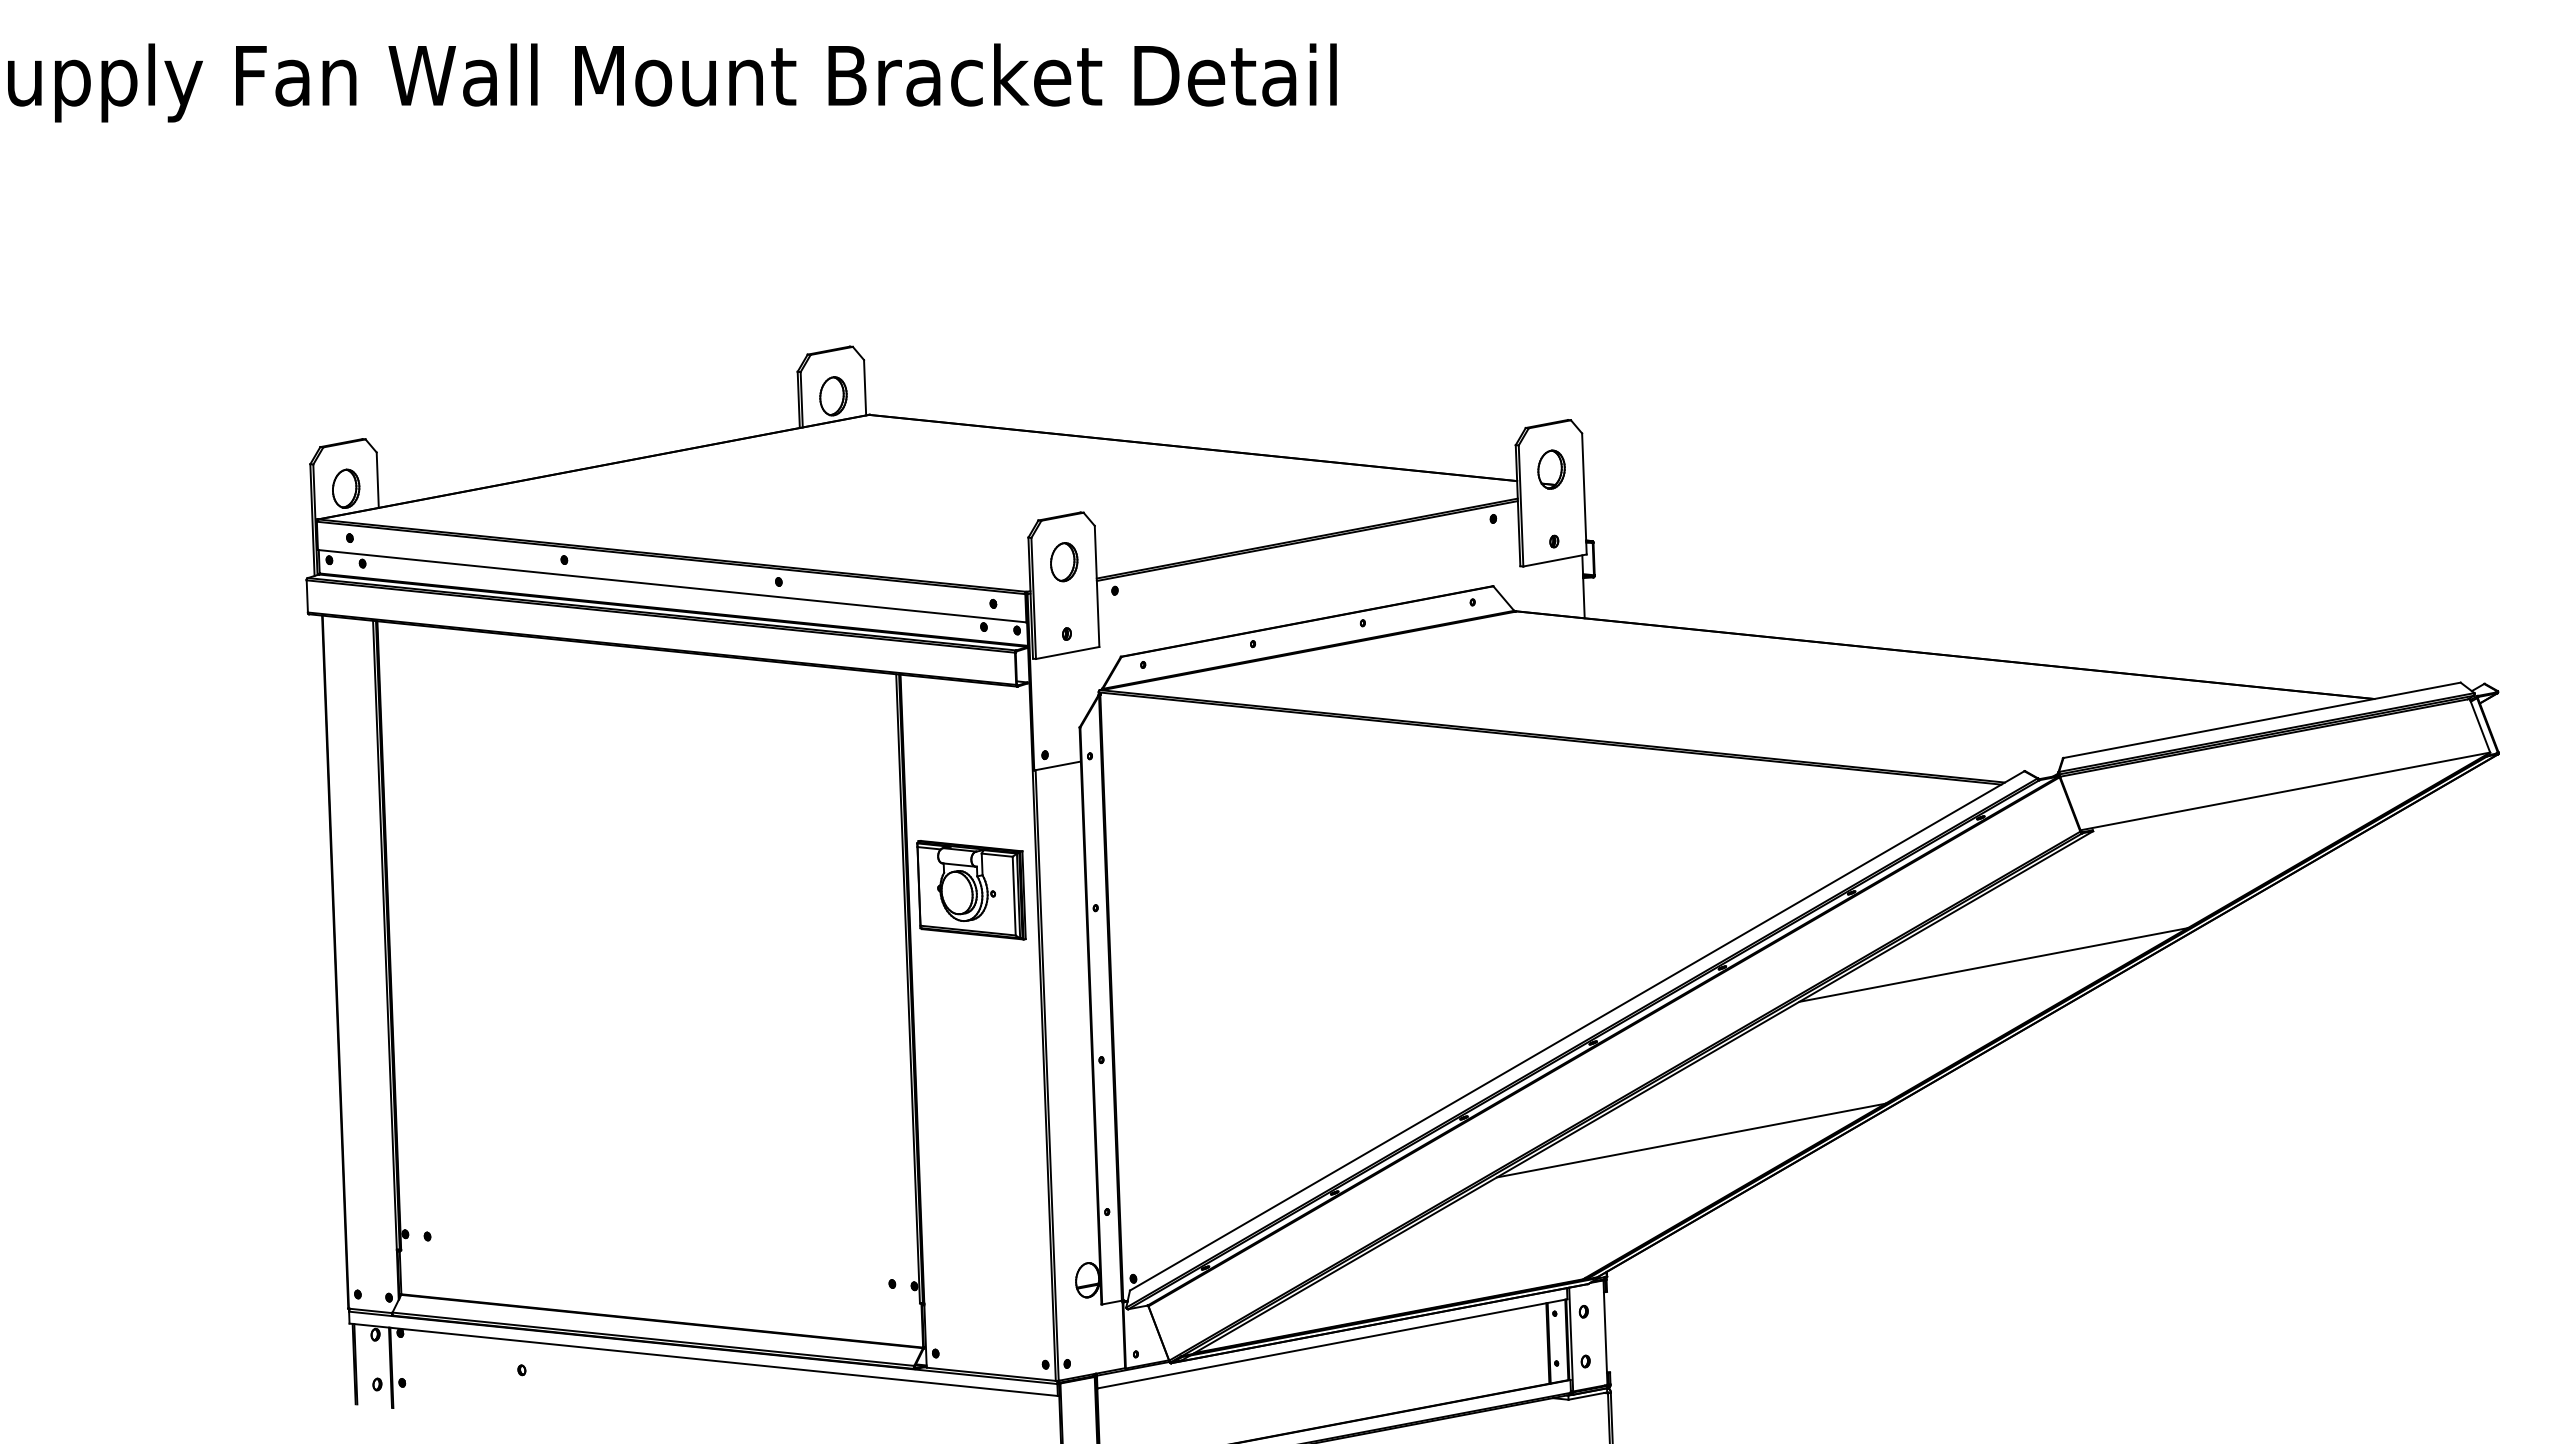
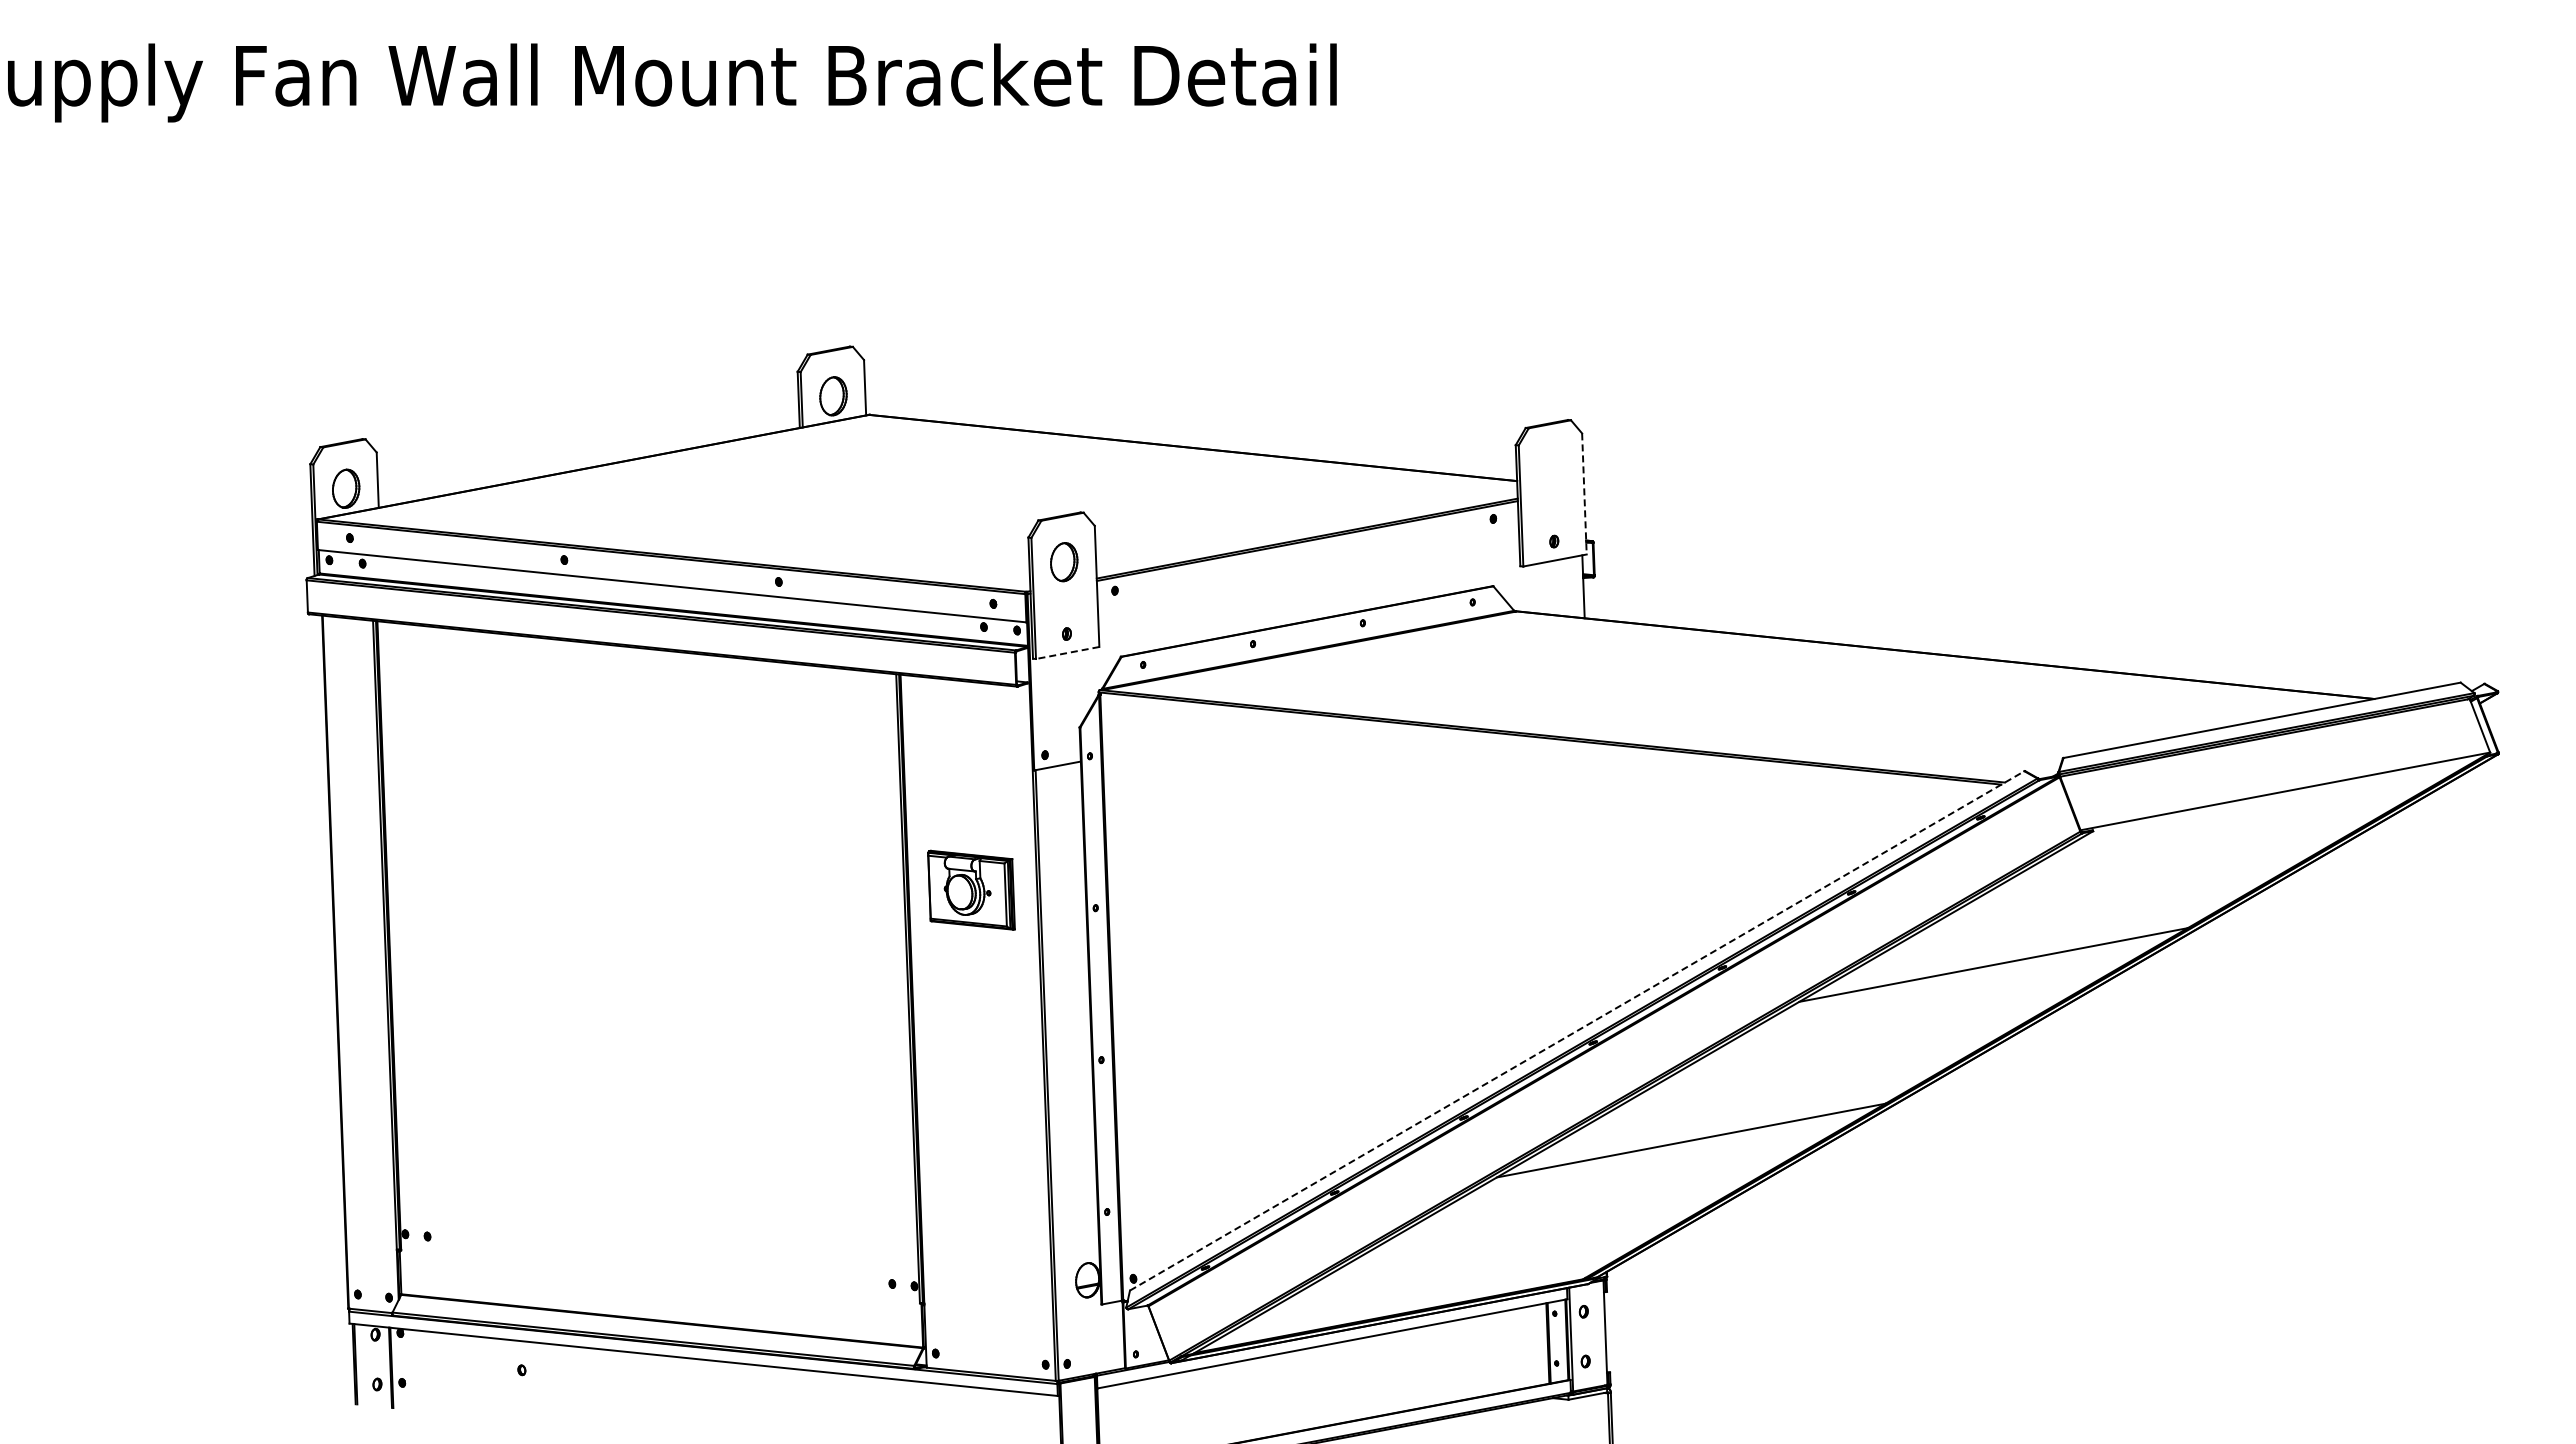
part: present -> none (1551, 469)
line: solid -> dashed (1584, 493)
line: solid -> dashed (1067, 653)
part size: 111x101 px -> 89x82 px (971, 889)
line: solid -> dashed (1577, 1030)
